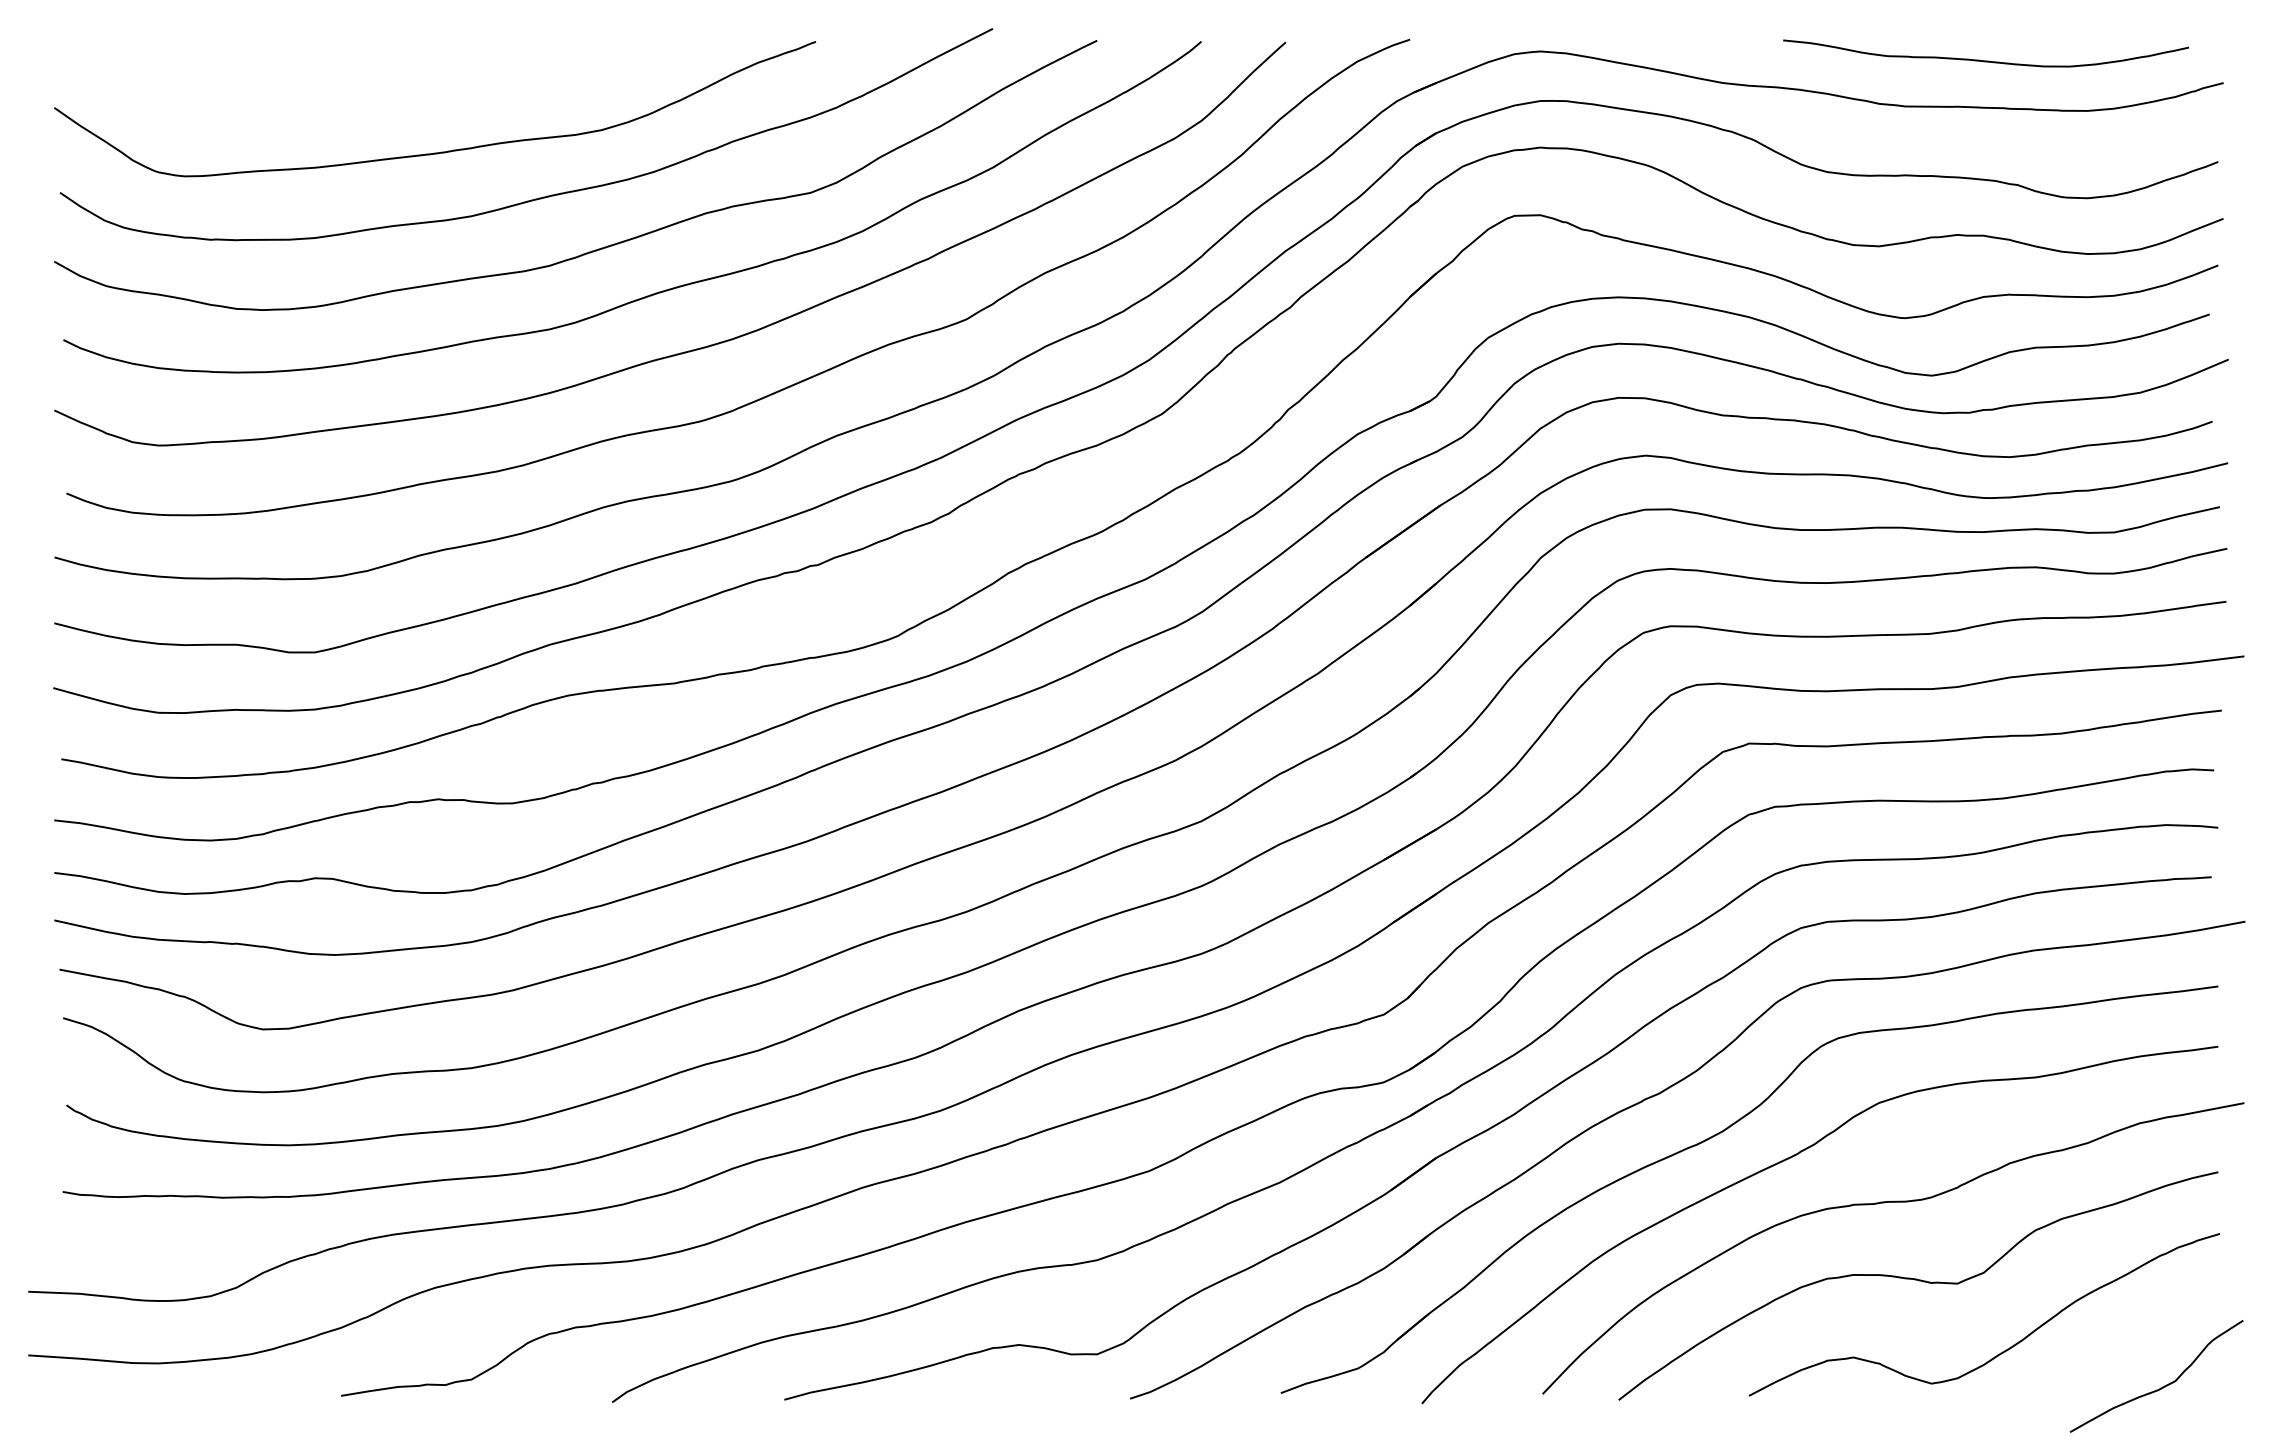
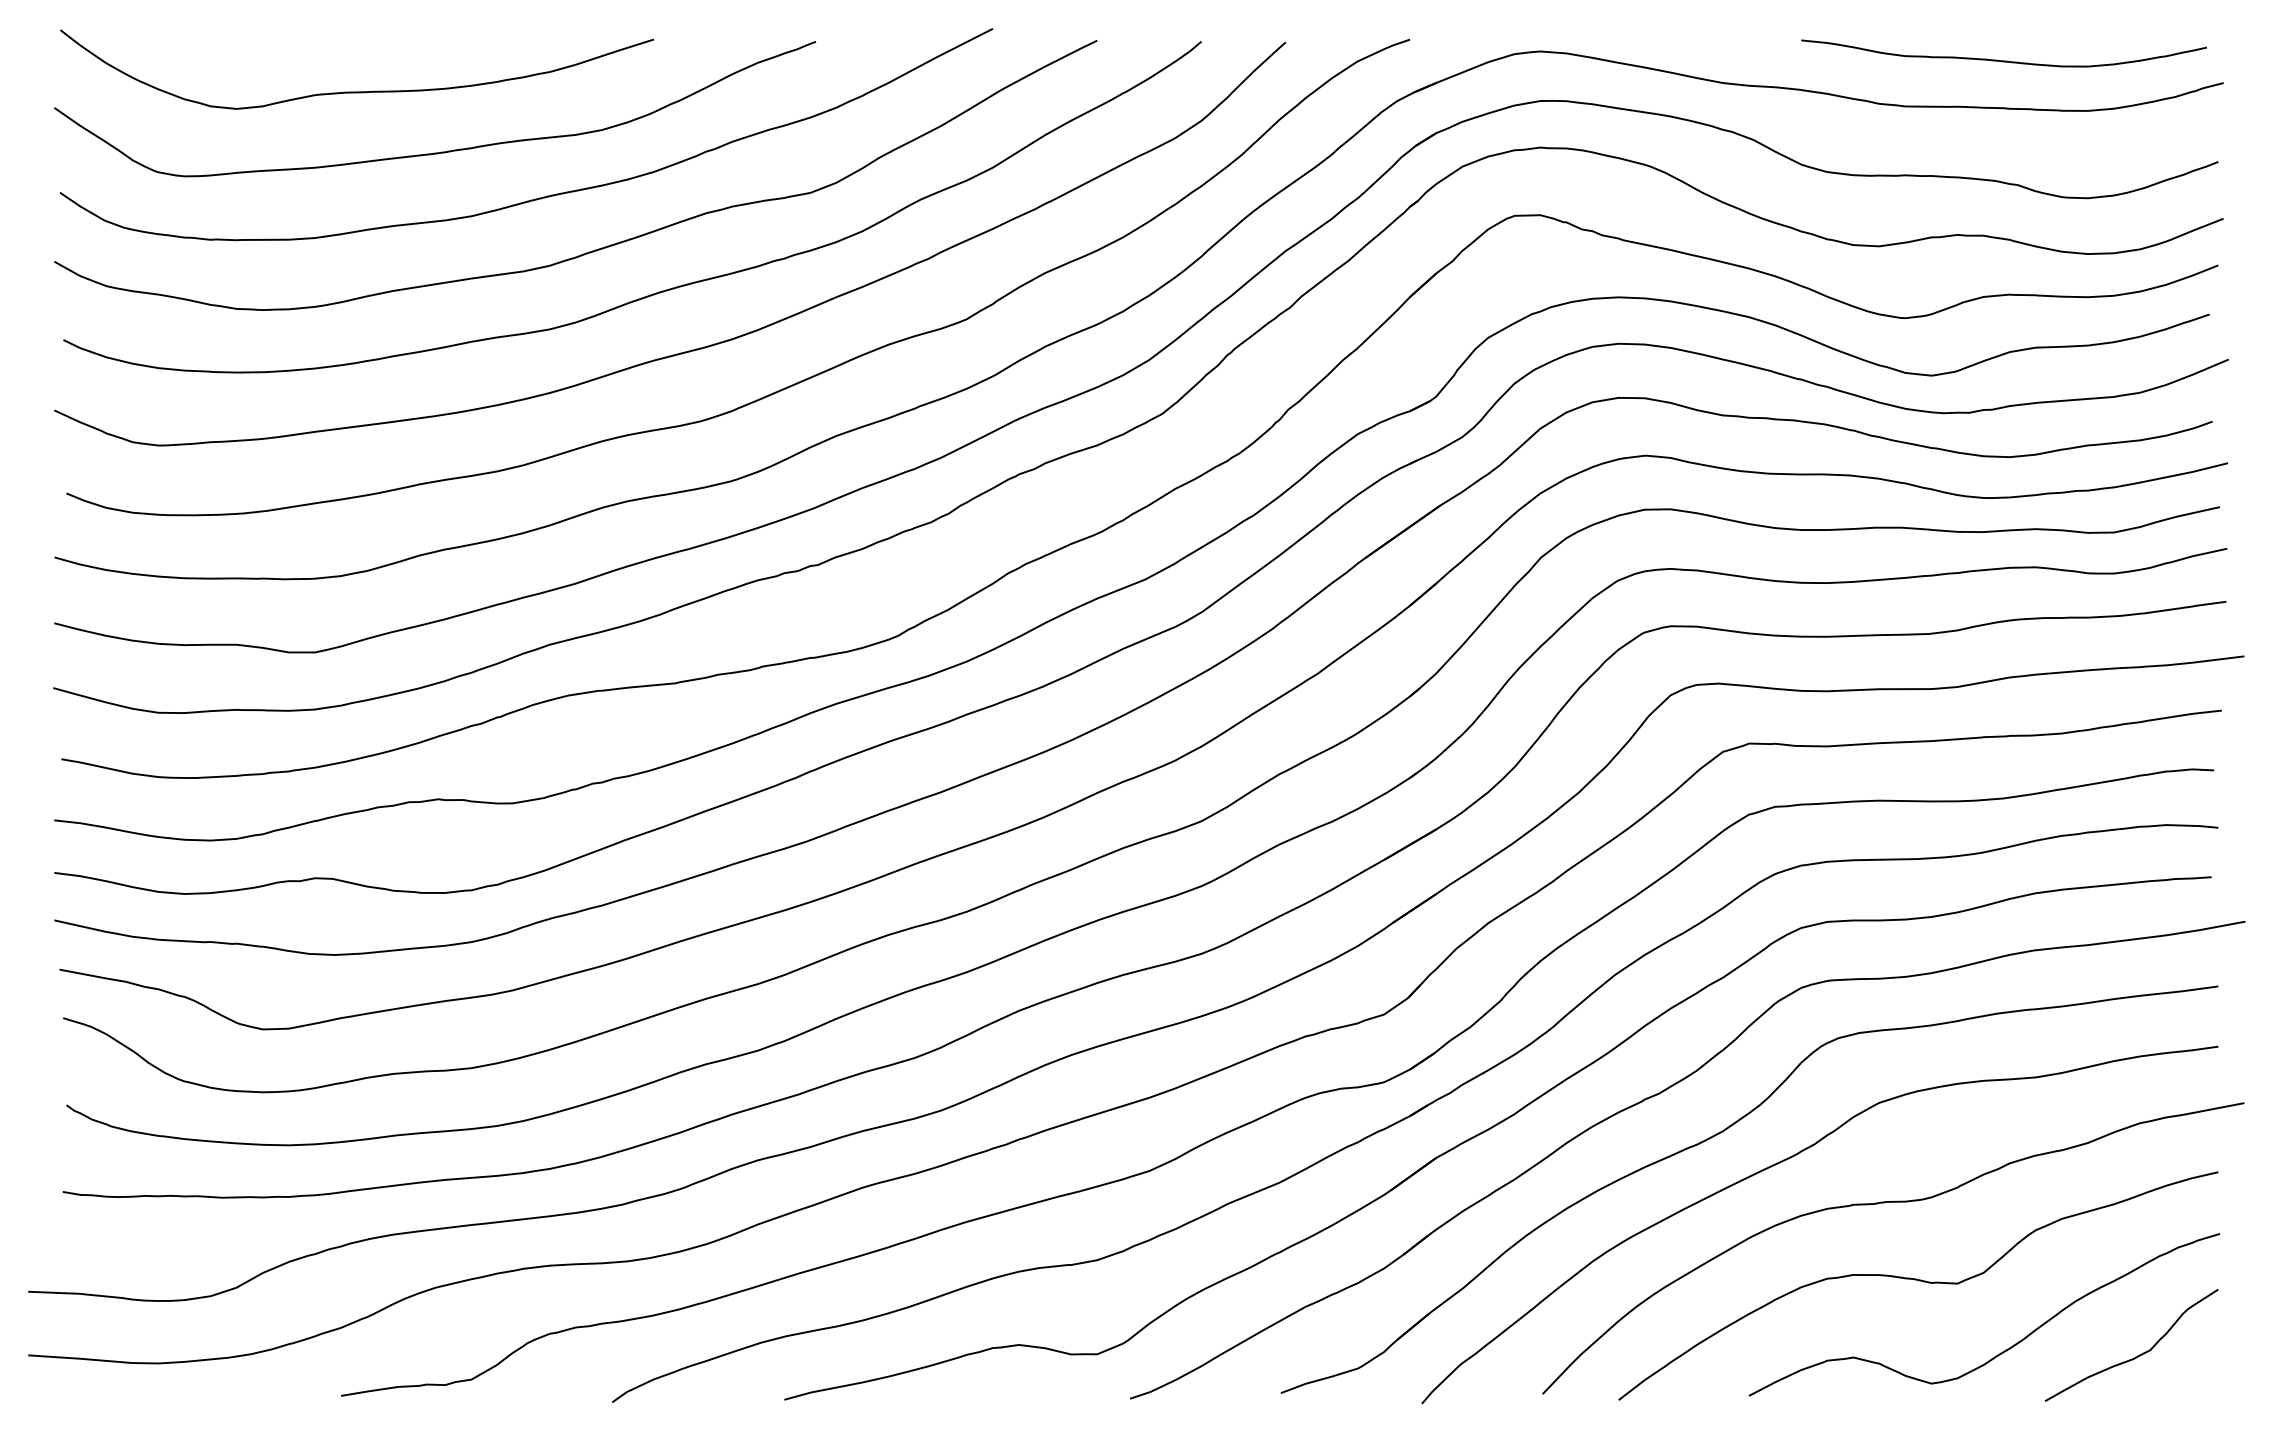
curve position: (1985, 60) -> (2003, 60) (2003, 60)
curve: none -> present (356, 91)
curve position: (2162, 1386) -> (2137, 1355) (2137, 1355)
